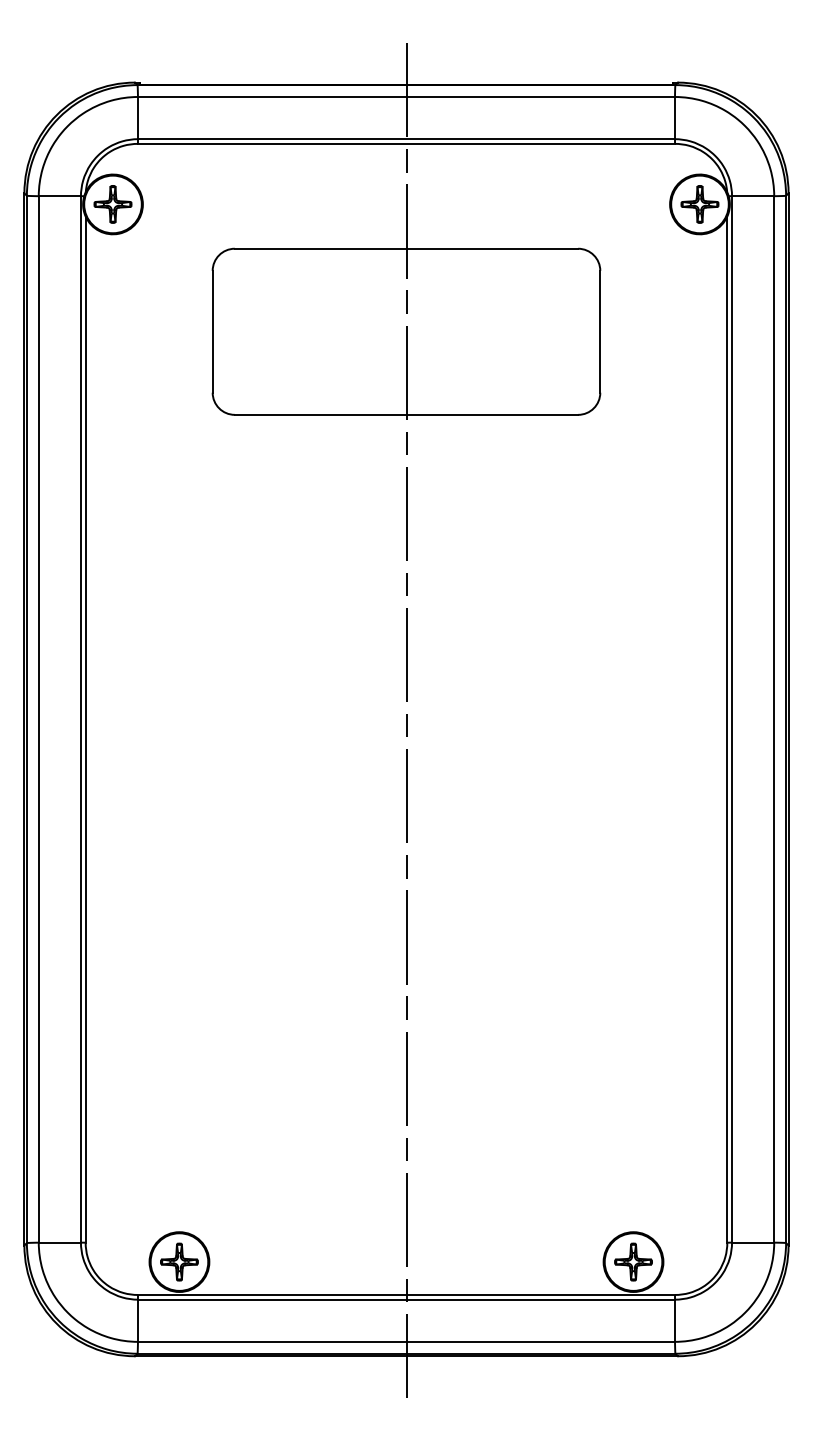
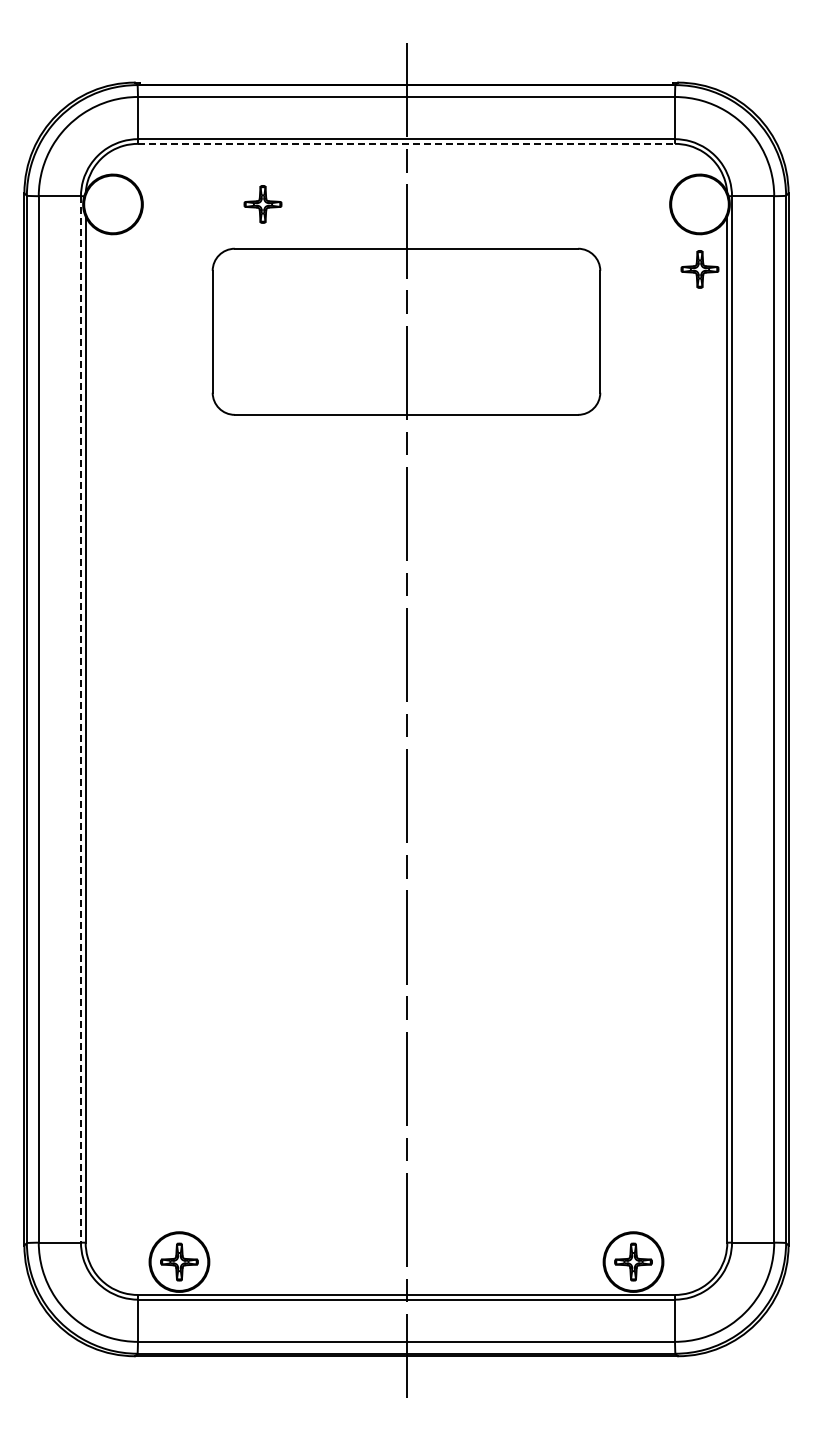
line: solid -> dashed (406, 143)
part position: (112, 204) -> (262, 204) (262, 204)
part position: (699, 204) -> (699, 269) (699, 269)
line: solid -> dashed (80, 719)
